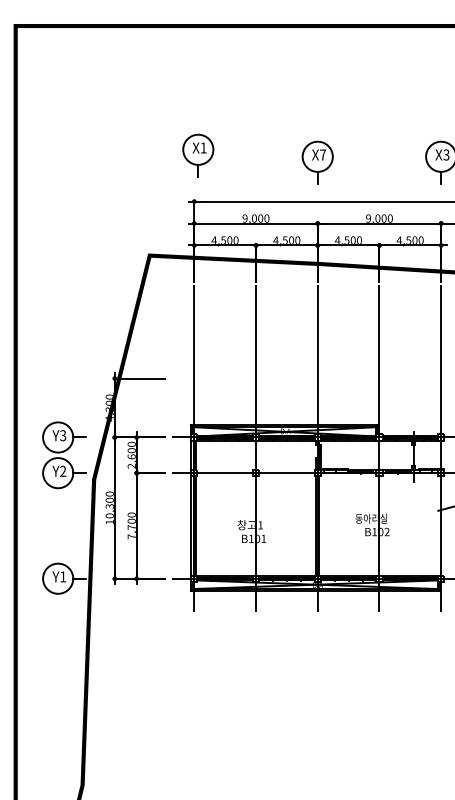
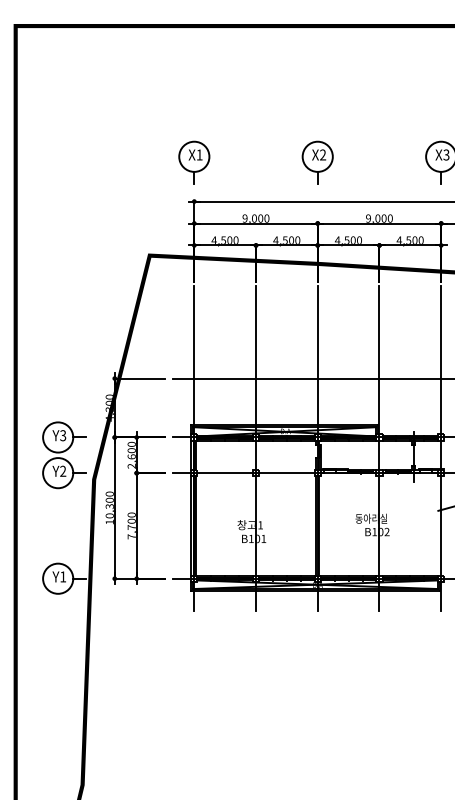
text: X7 -> X2 (323, 154)
part position: (198, 155) -> (194, 162) (194, 162)
line: none -> present (312, 378)
